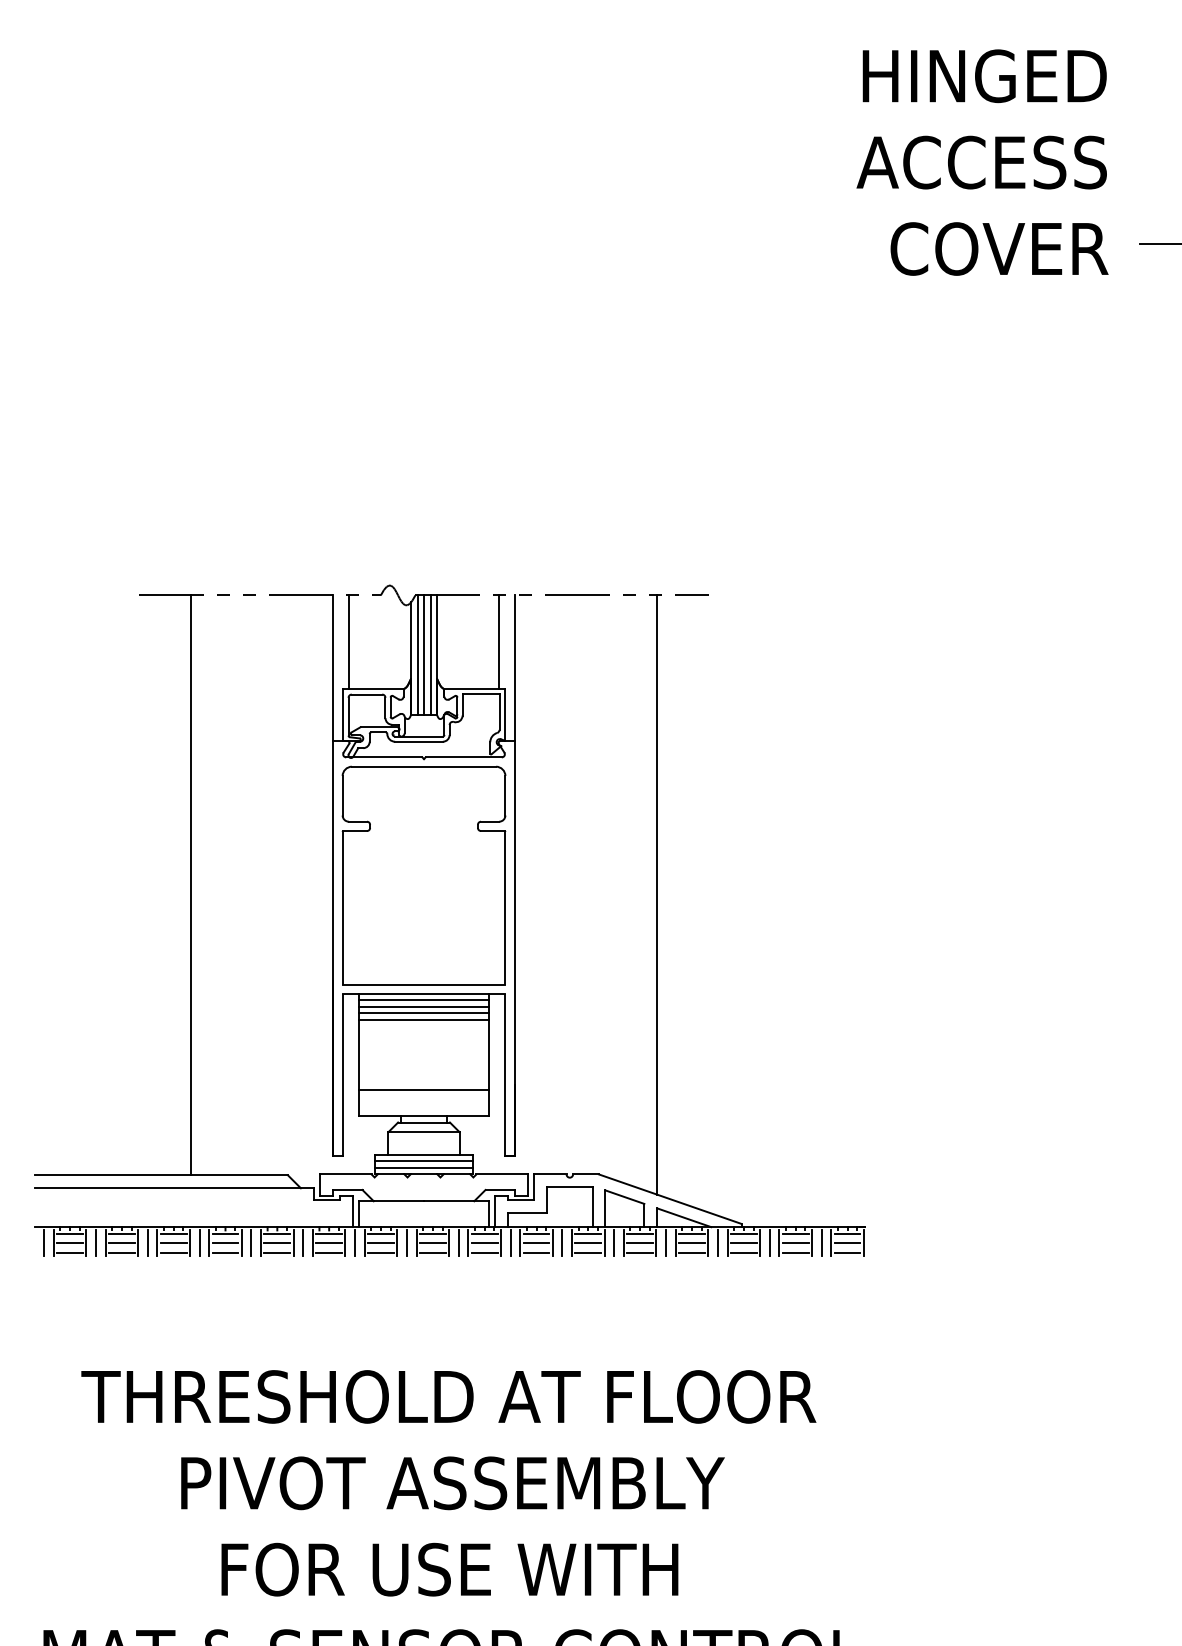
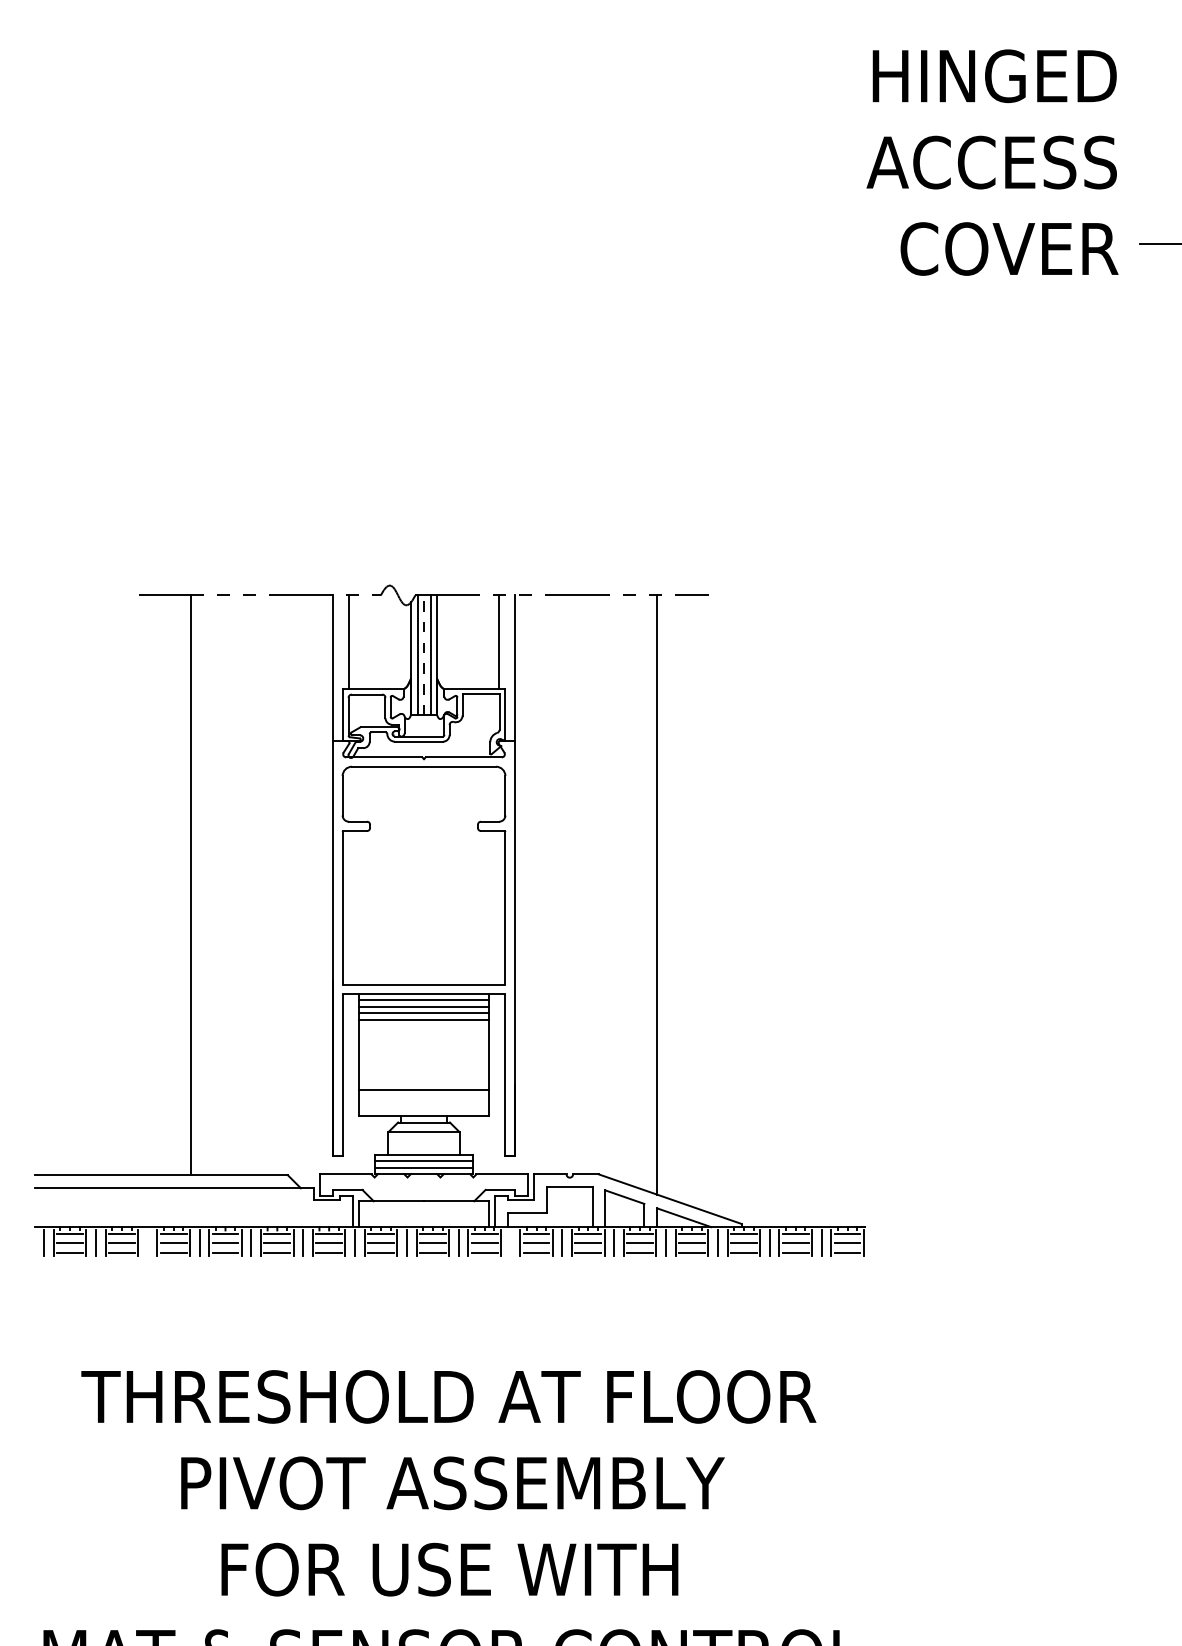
text position: (982, 162) -> (992, 162) (992, 162)
line: solid -> dashed (424, 655)
line: present -> none (147, 1243)
line: present -> none (510, 1243)
